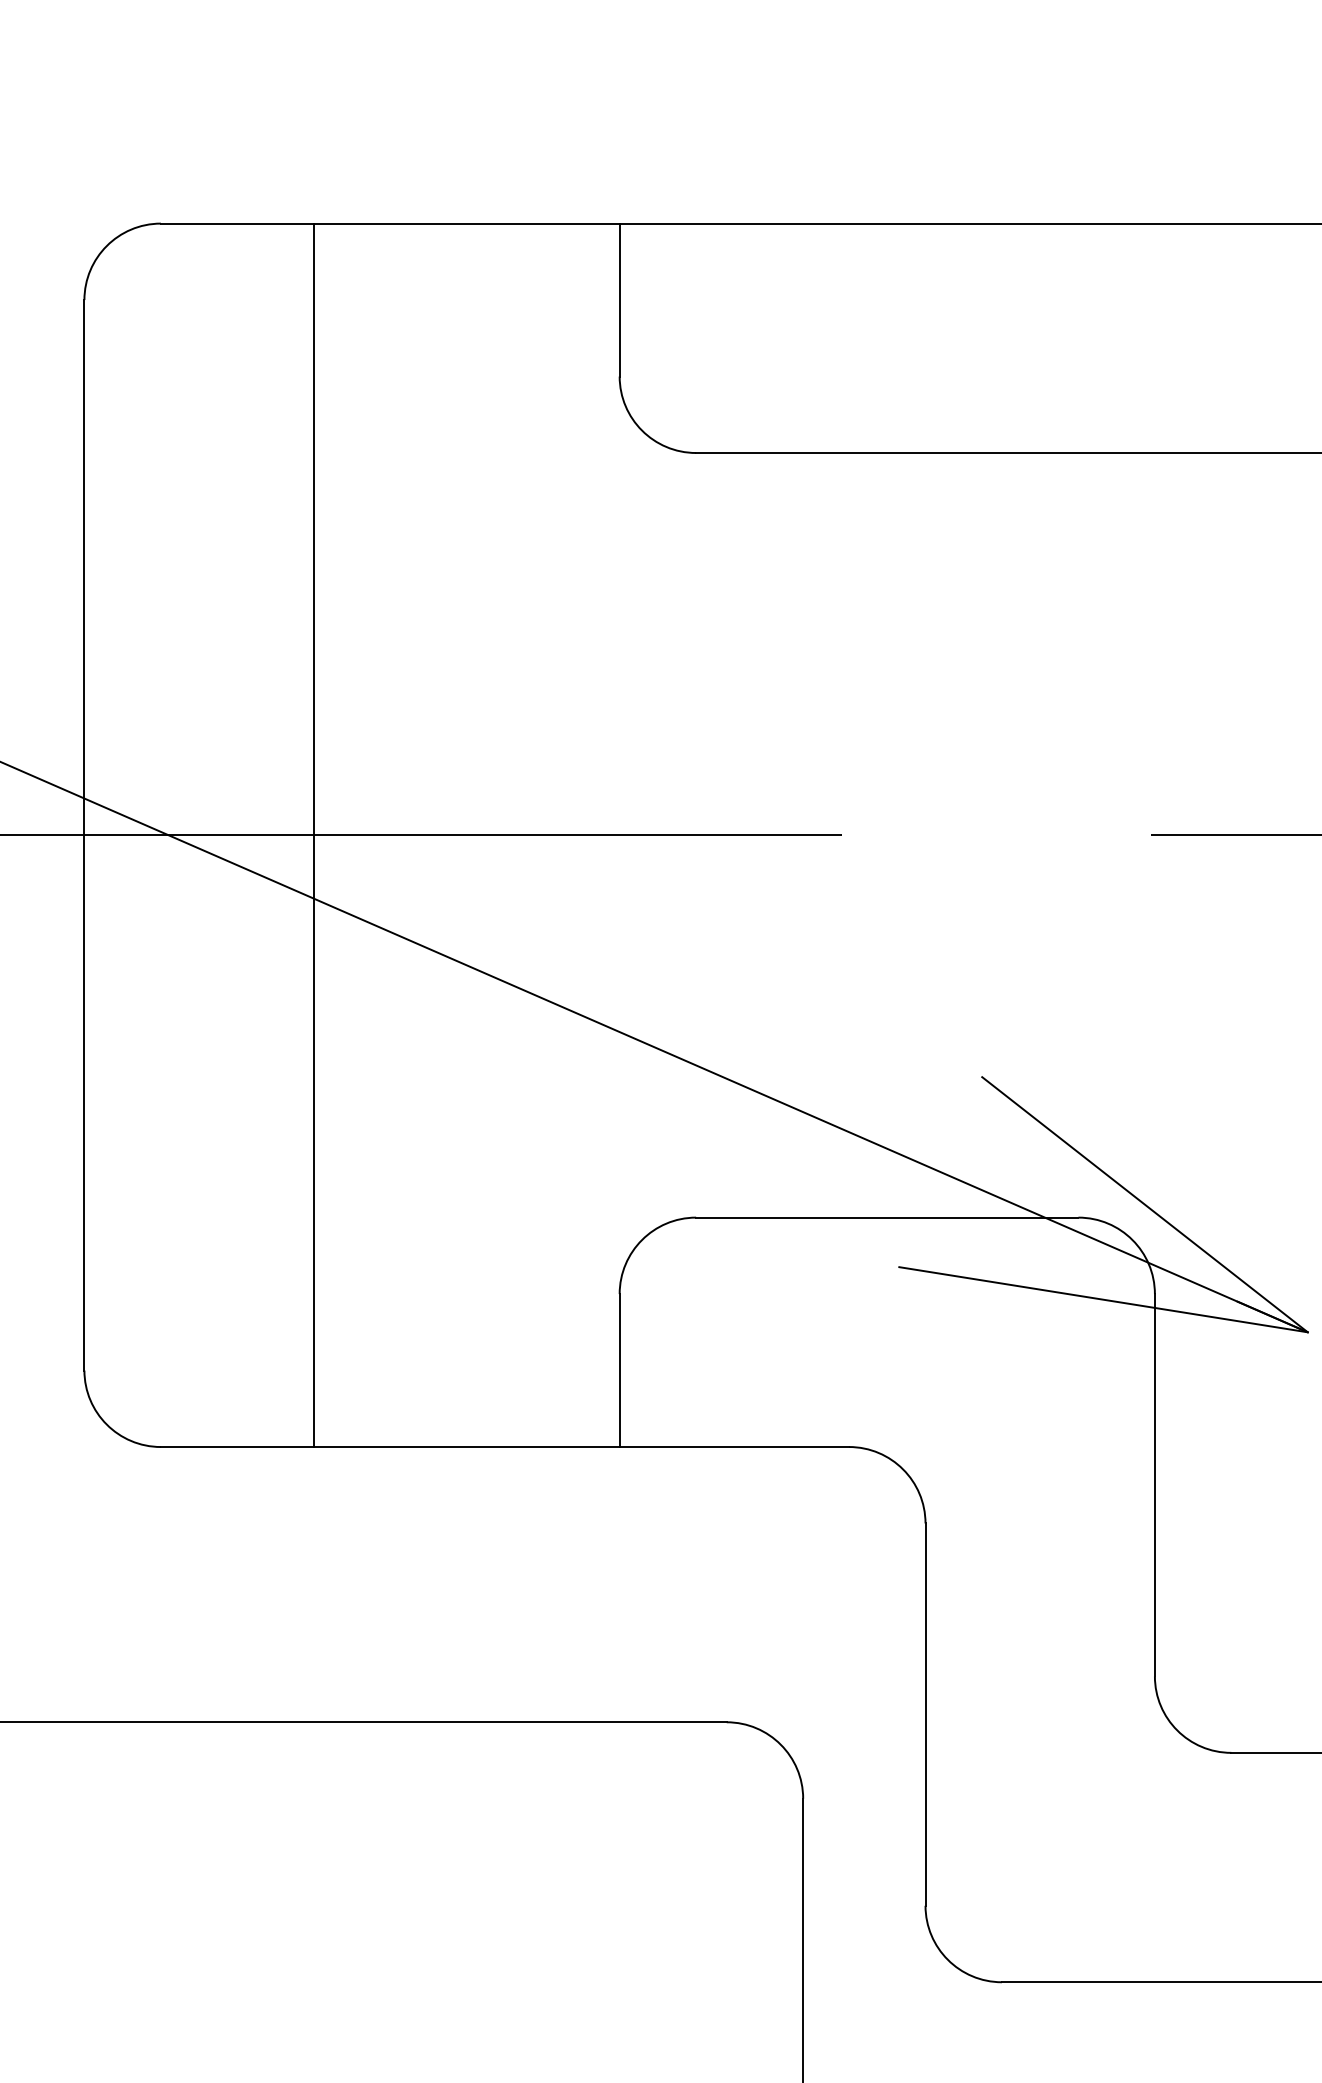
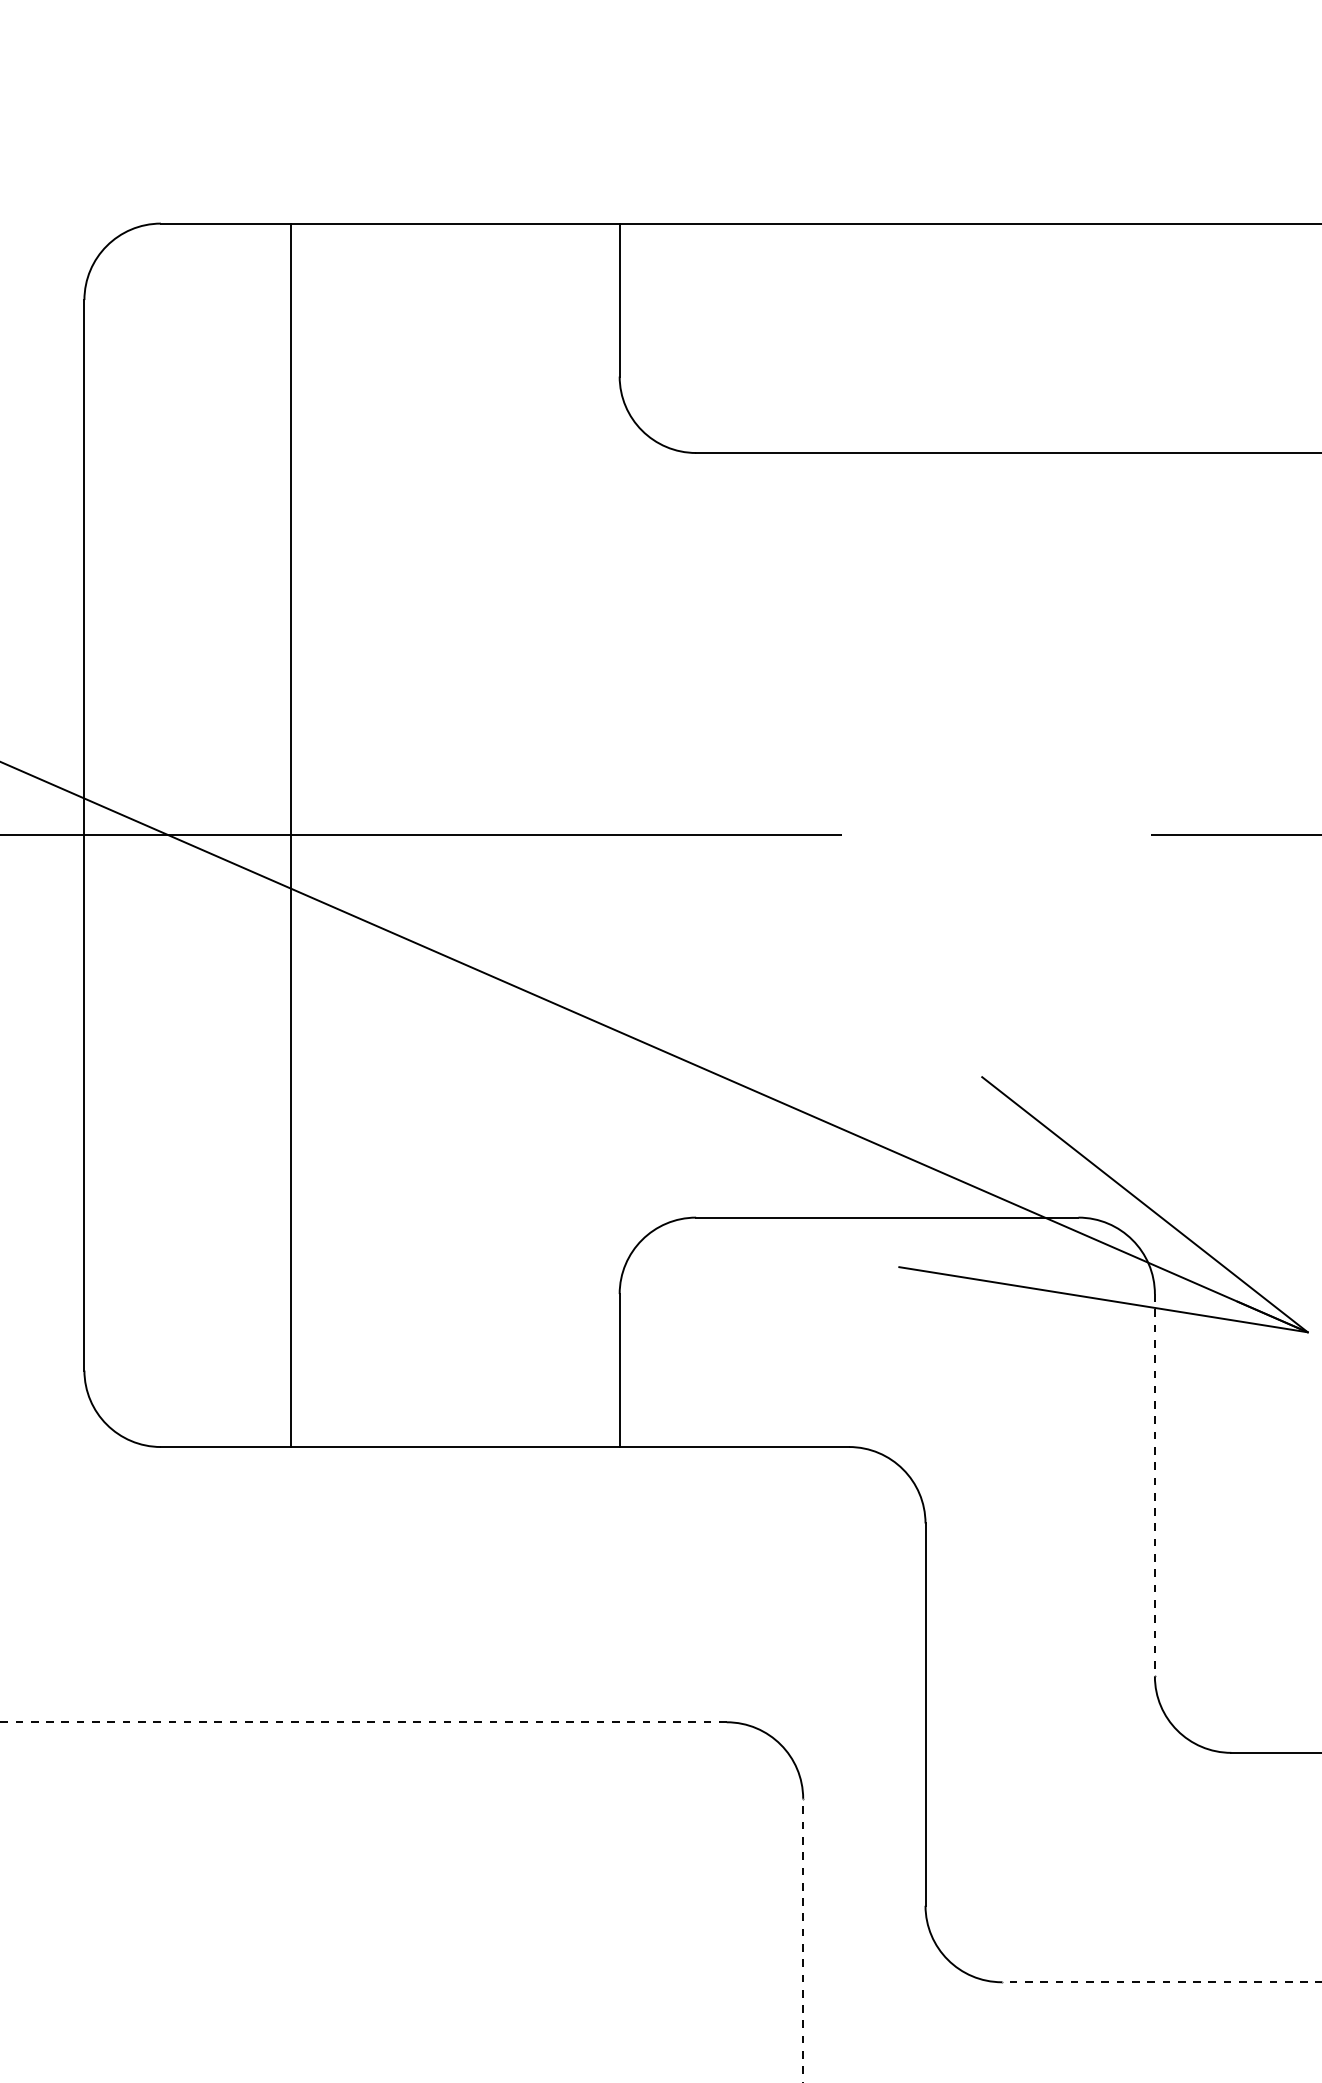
line position: (313, 835) -> (290, 835) (290, 835)
line: solid -> dashed (1154, 1485)
line: solid -> dashed (363, 1722)
line: solid -> dashed (803, 1940)
line: solid -> dashed (1161, 1982)
